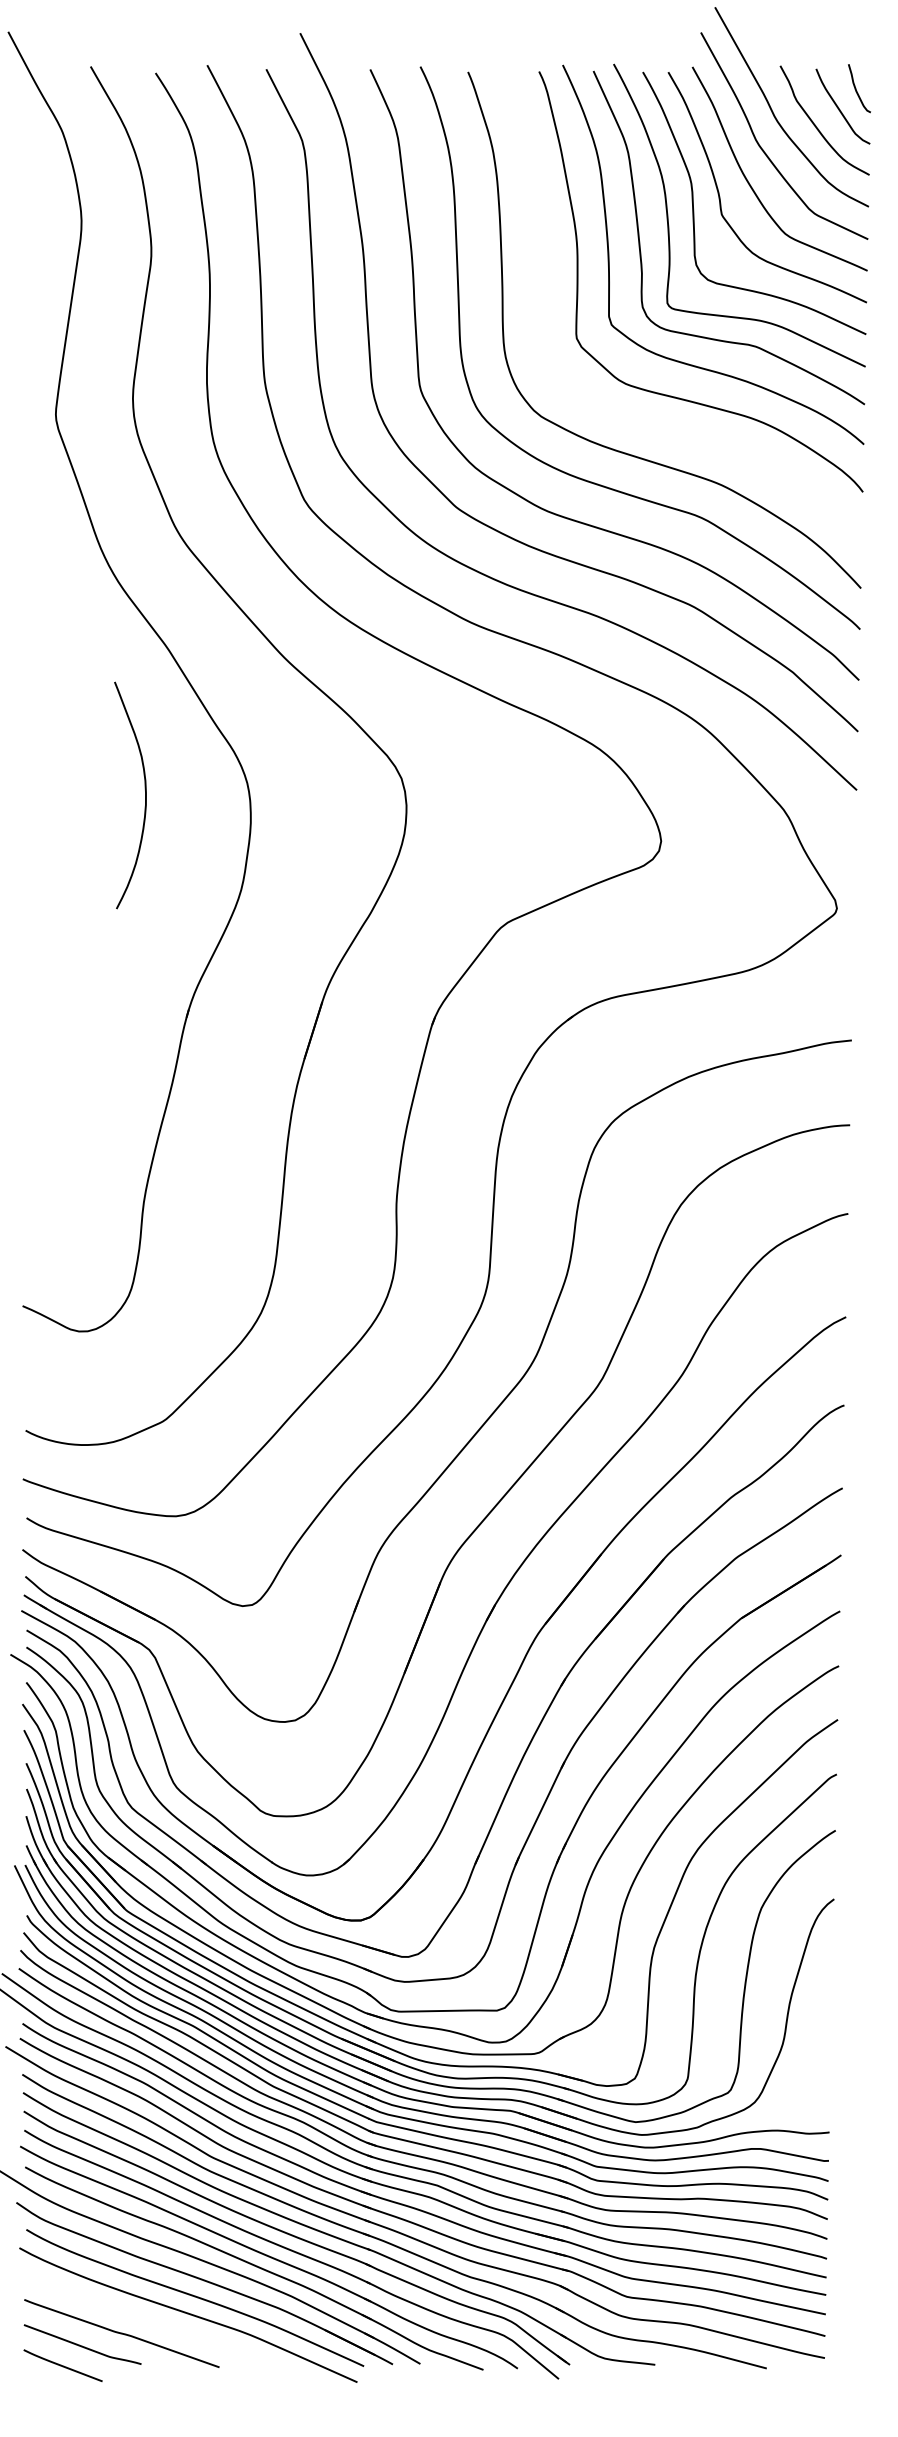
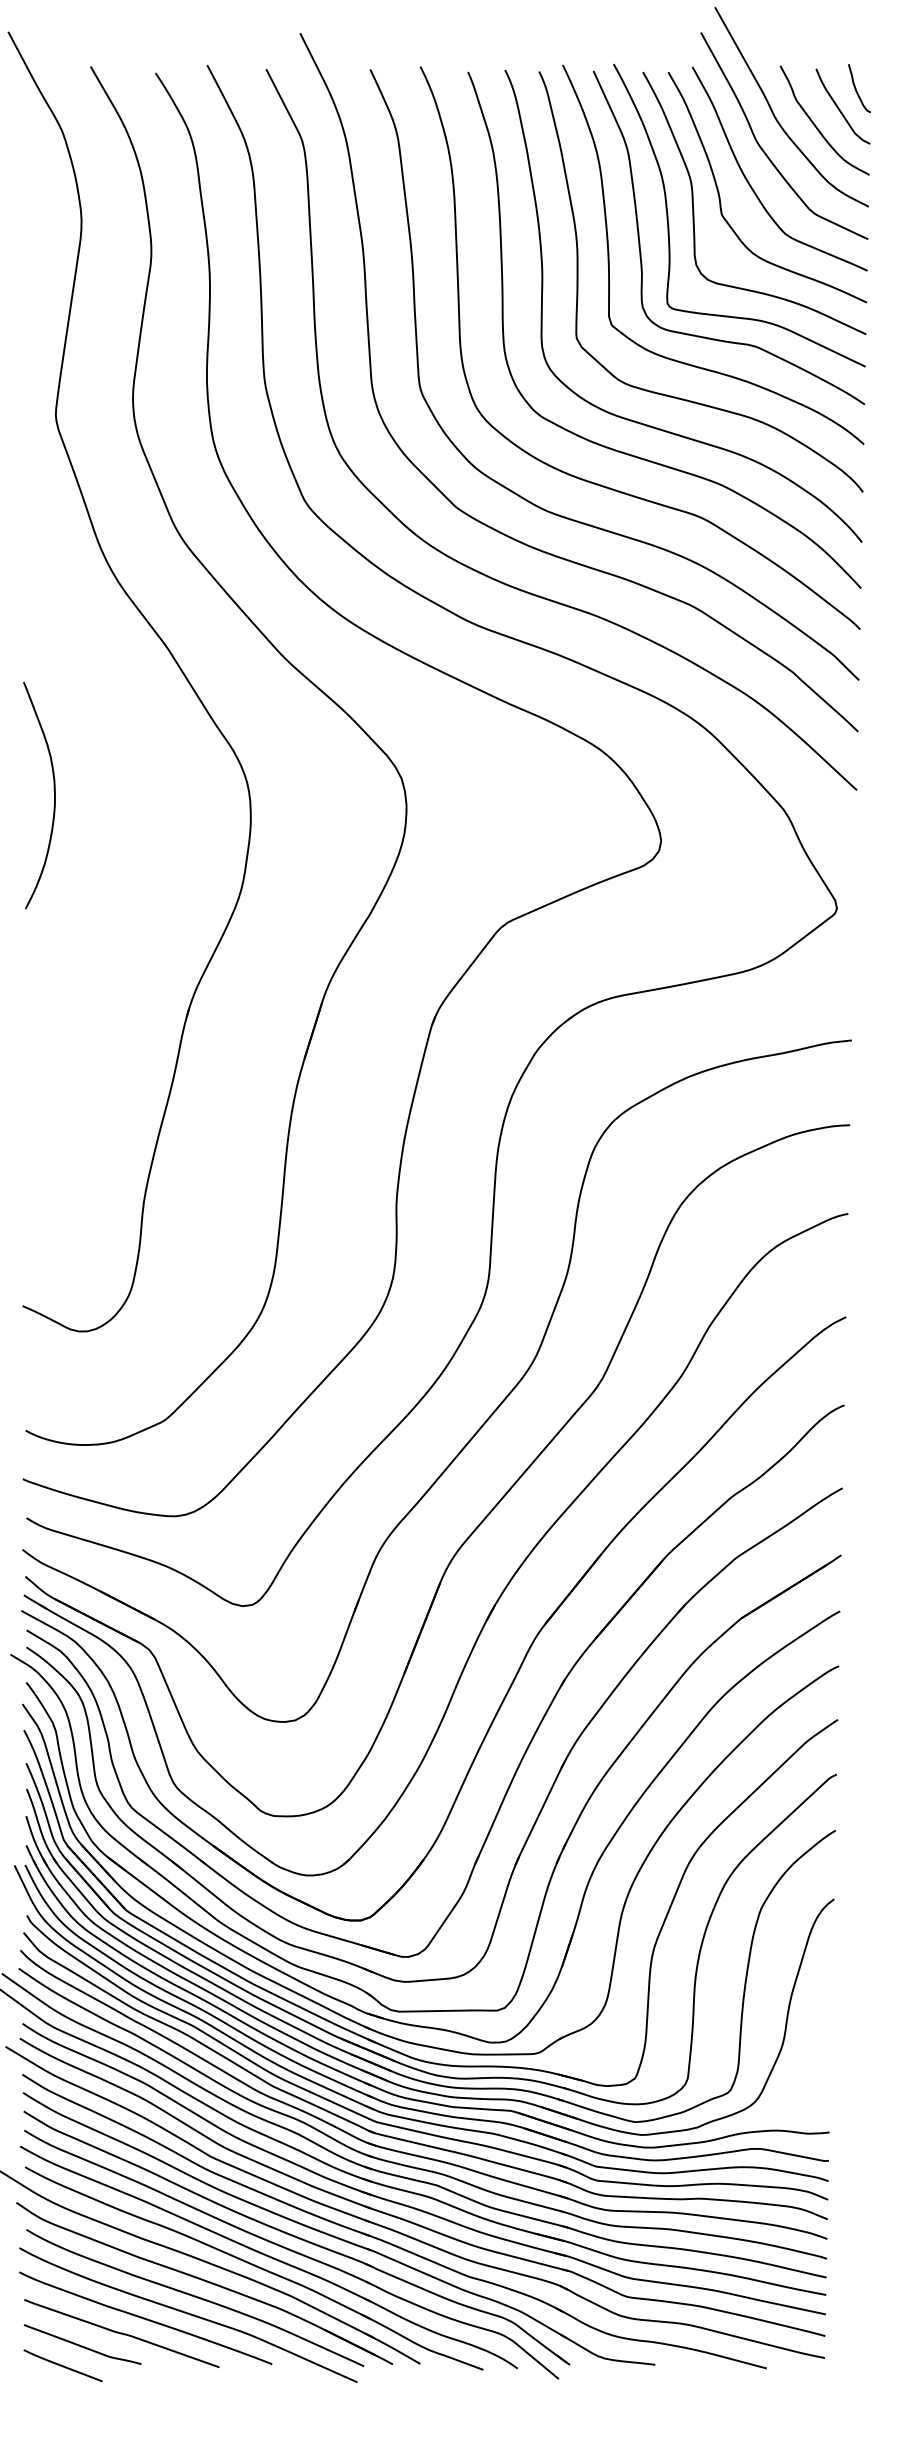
curve: none -> present (644, 423)
curve position: (145, 795) -> (54, 795) (54, 795)
curve: none -> present (144, 2317)
